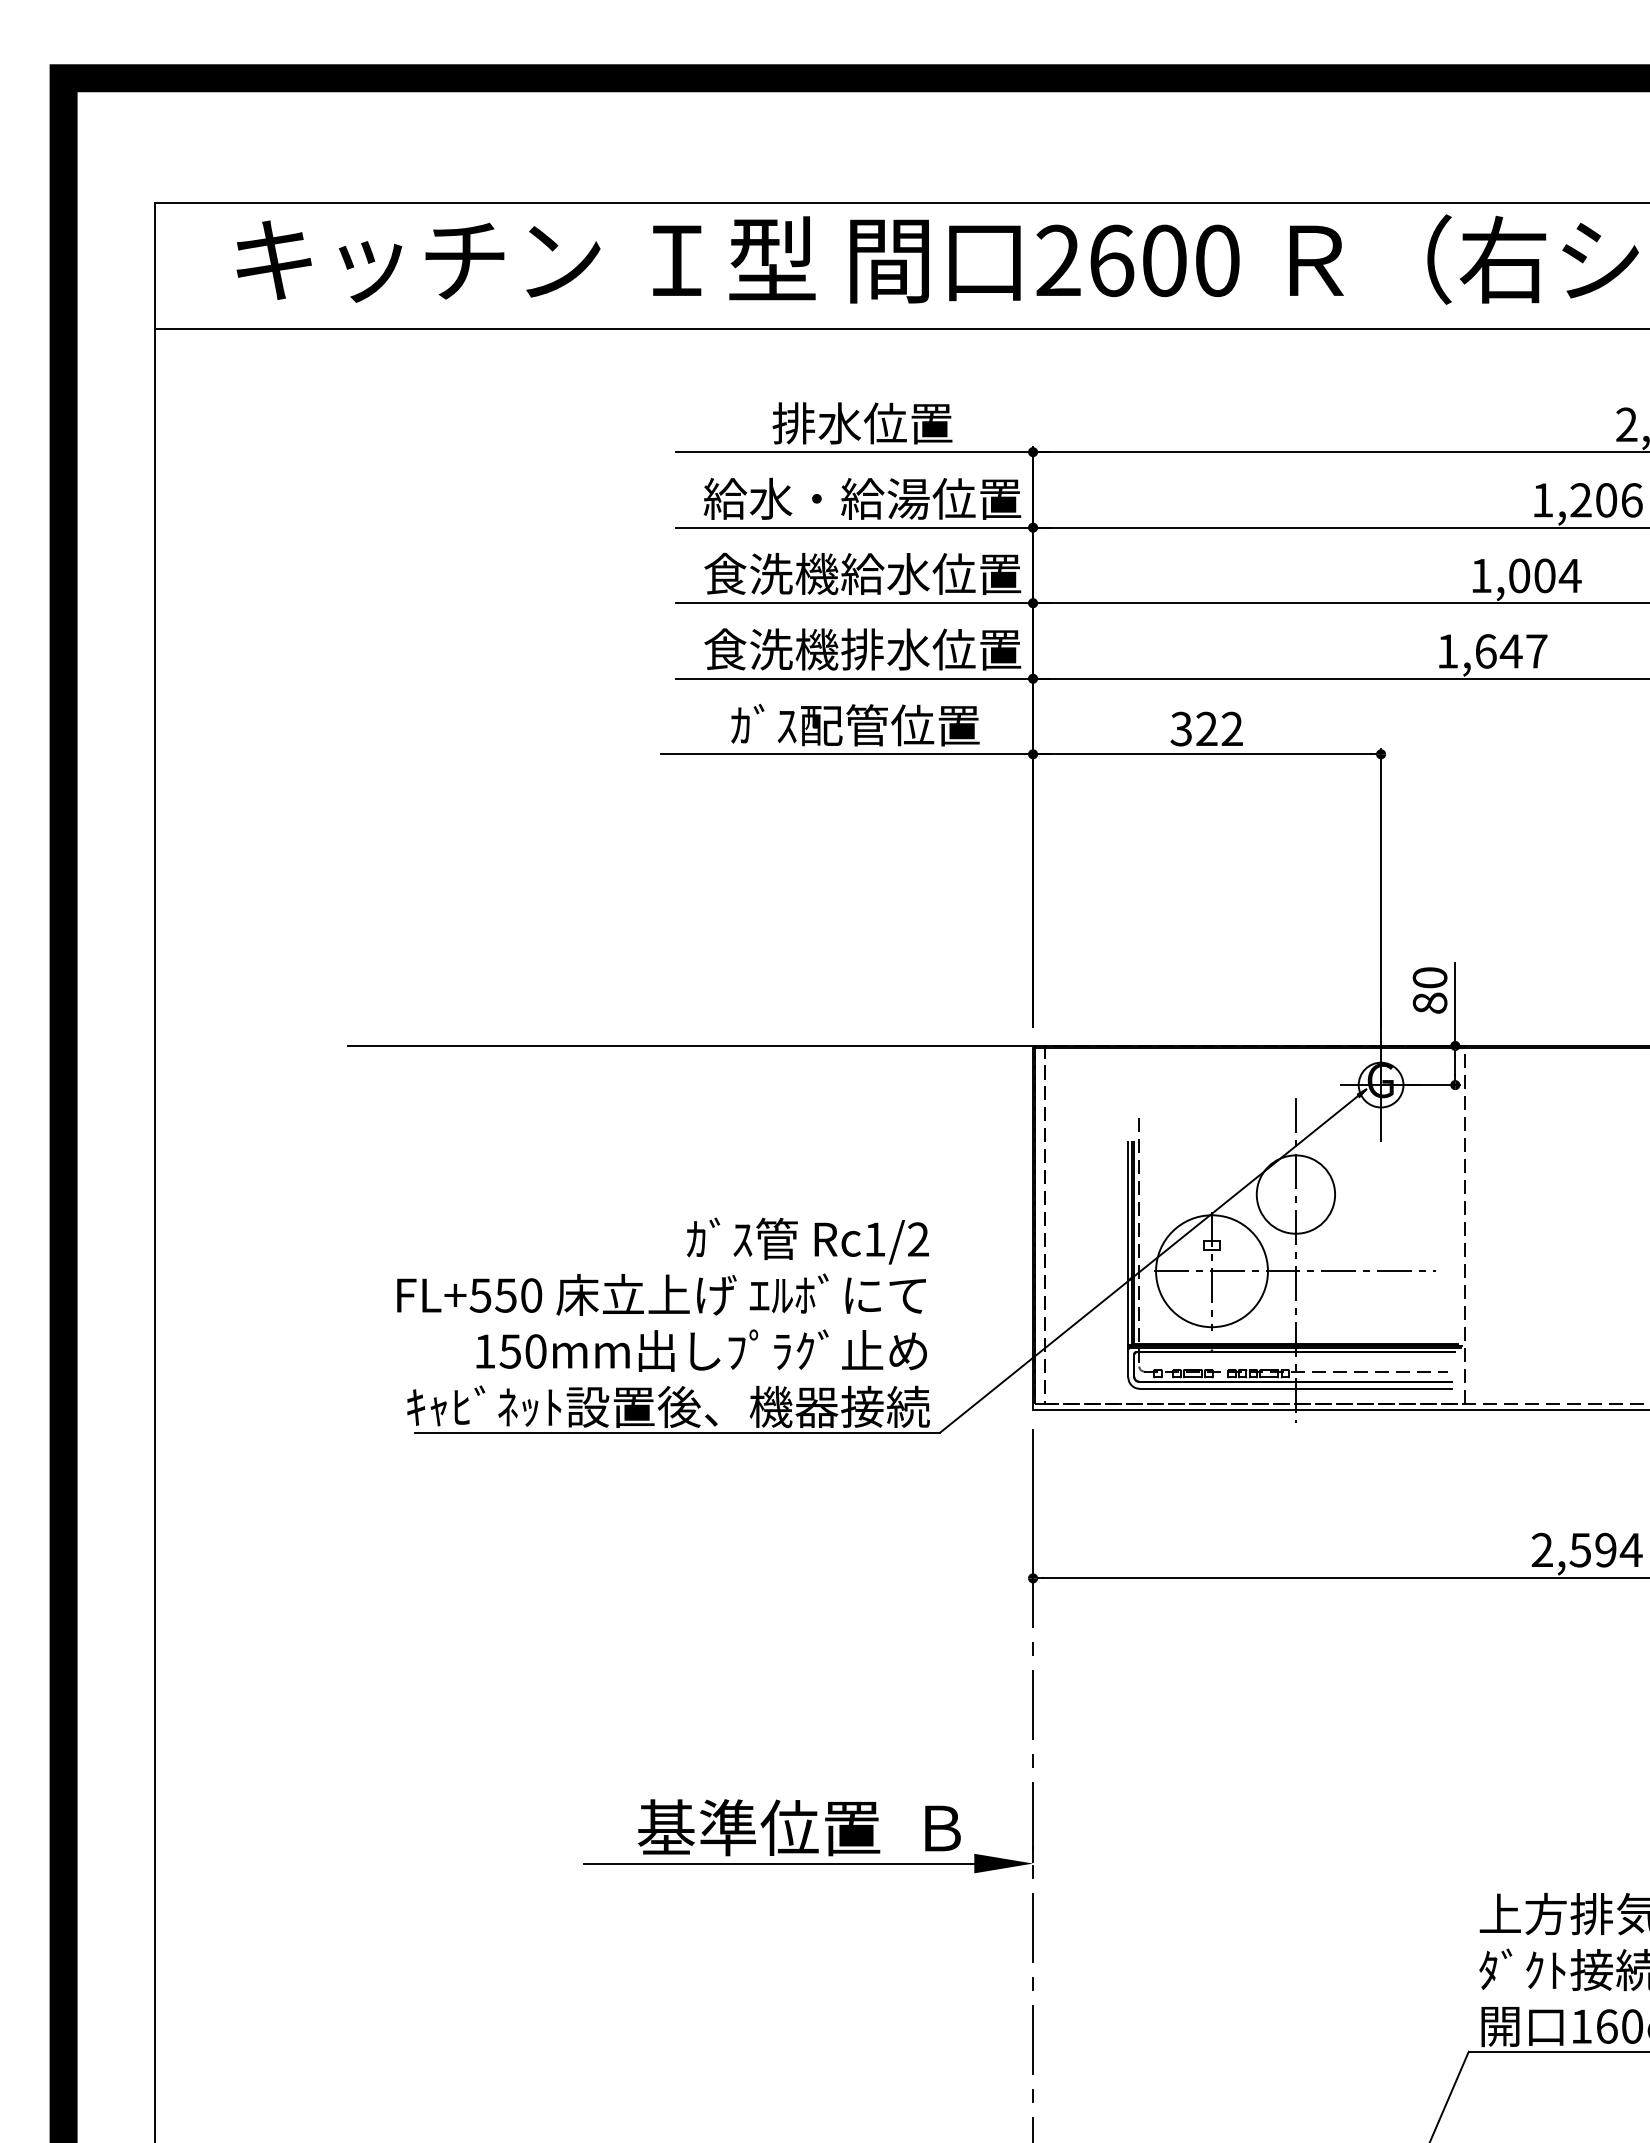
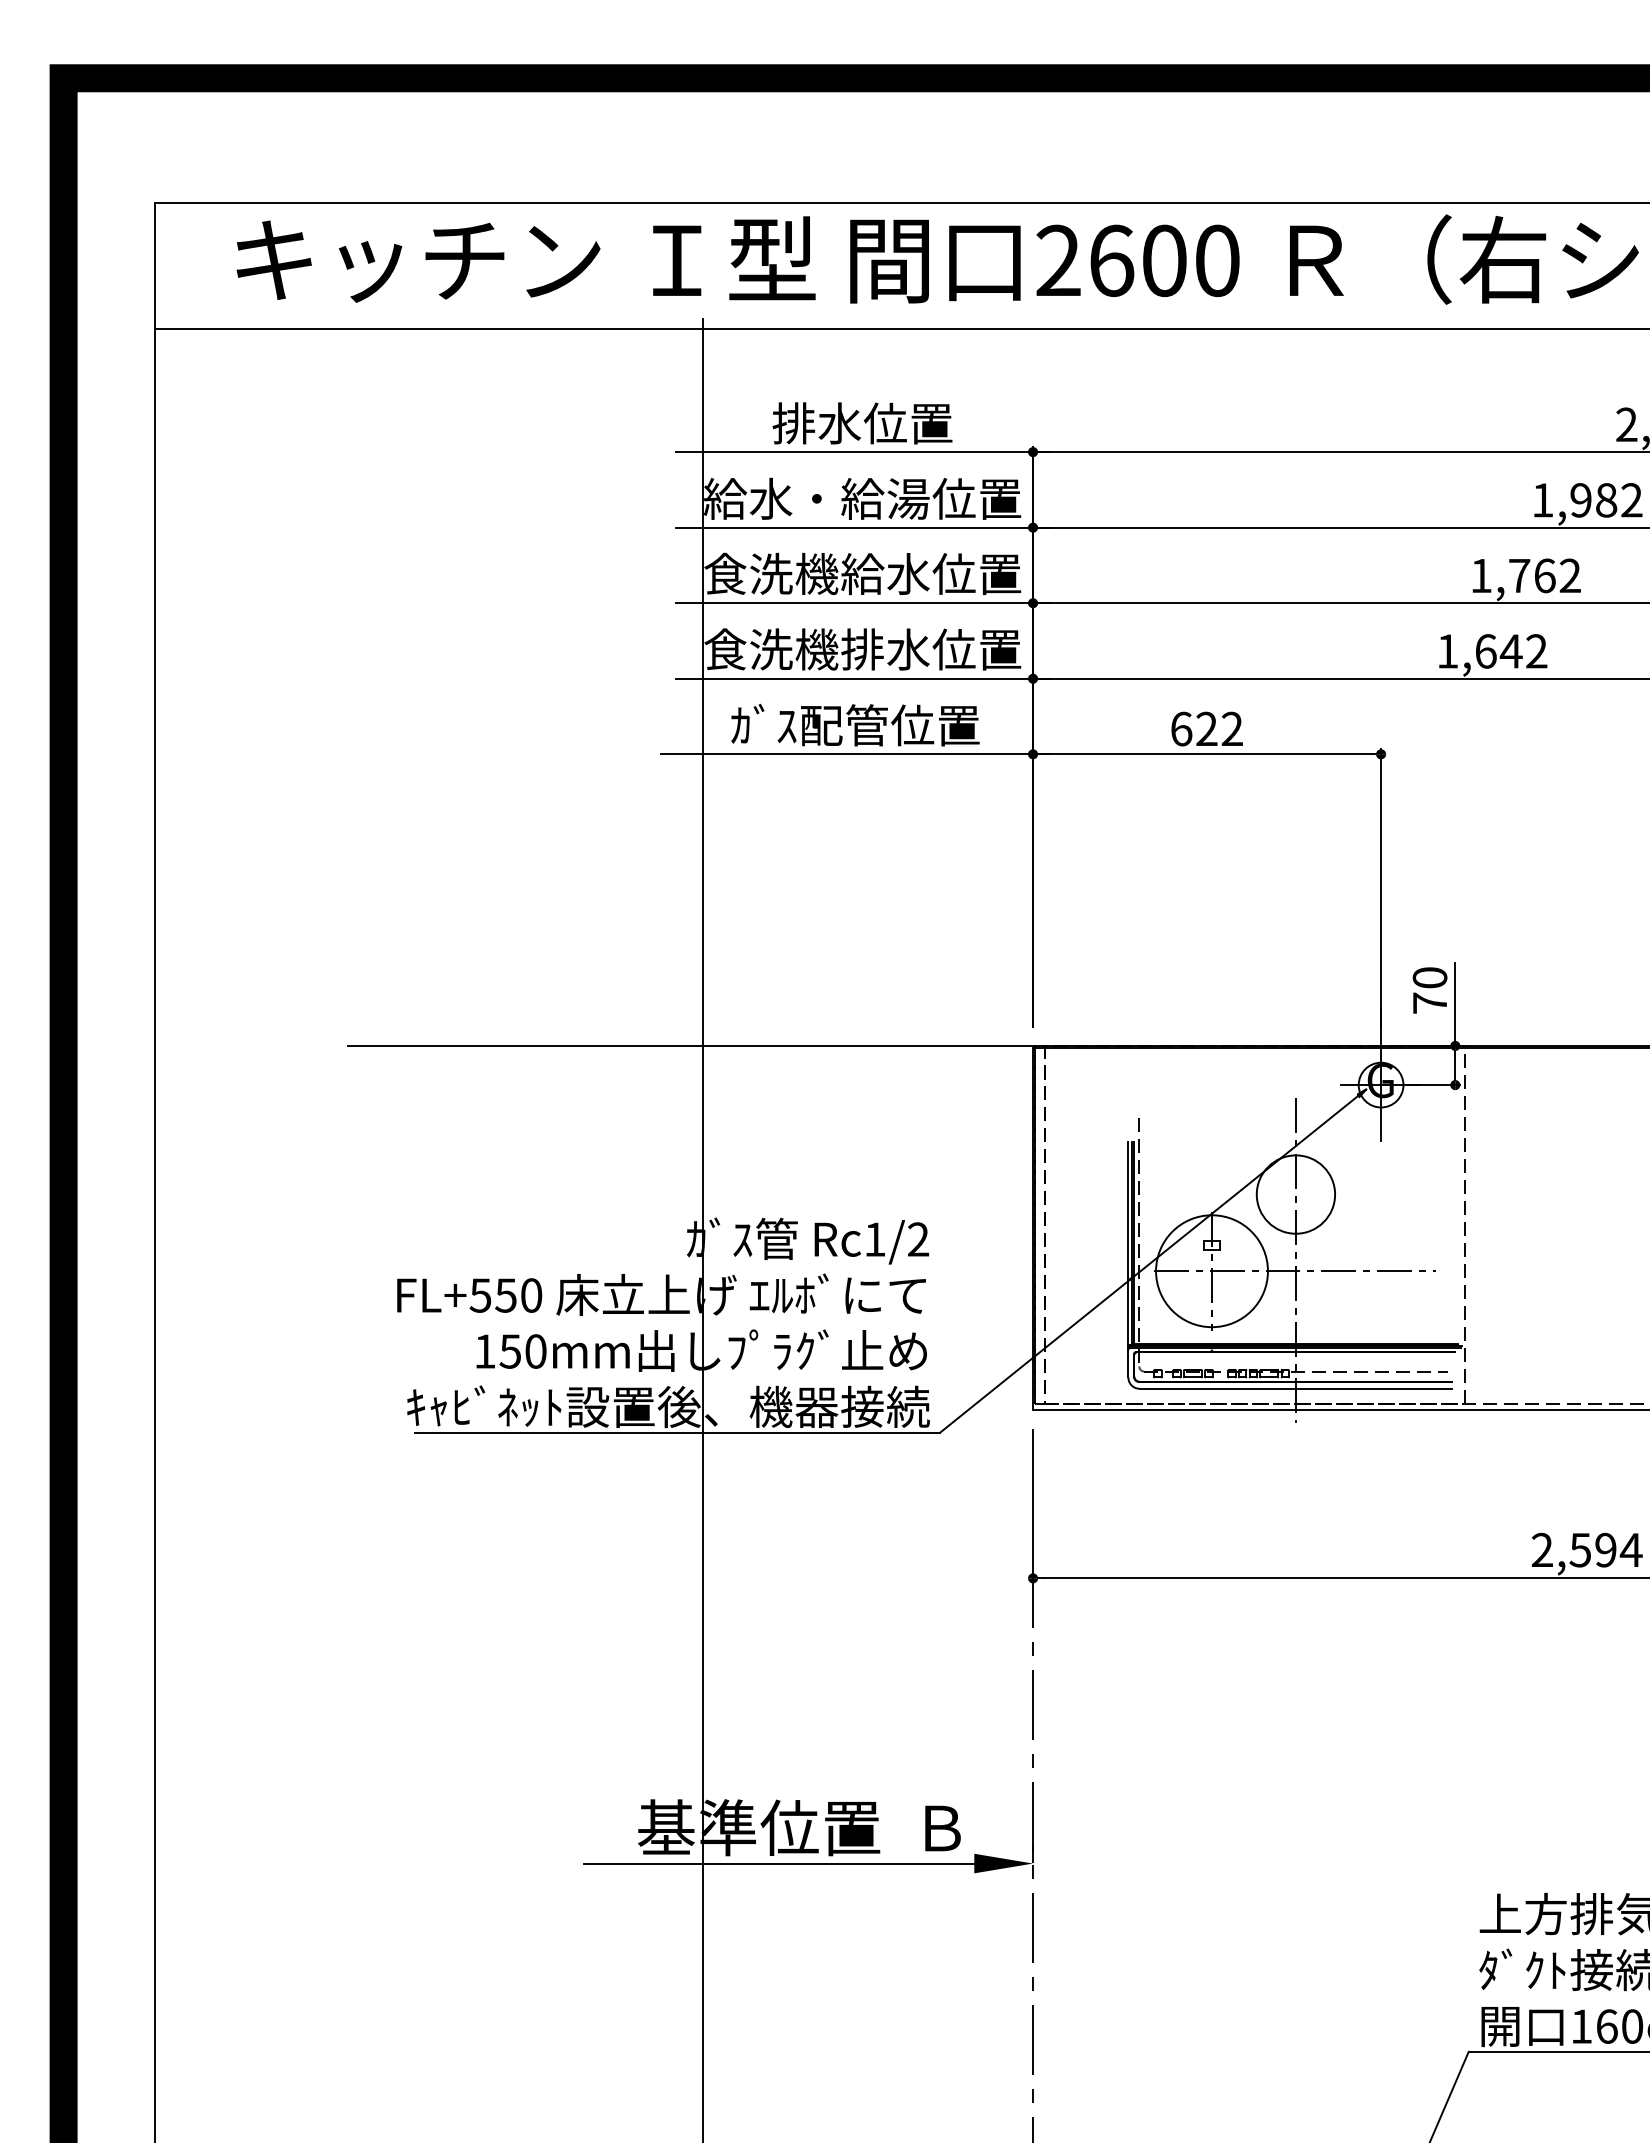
text: 1,206 -> 1,982 (1606, 500)
text: 1,004 -> 1,762 (1545, 575)
text: 1,647 -> 1,642 (1536, 651)
text: 322 -> 622 (1181, 728)
text: 80 -> 70 (1429, 1002)
line: none -> present (703, 1229)
